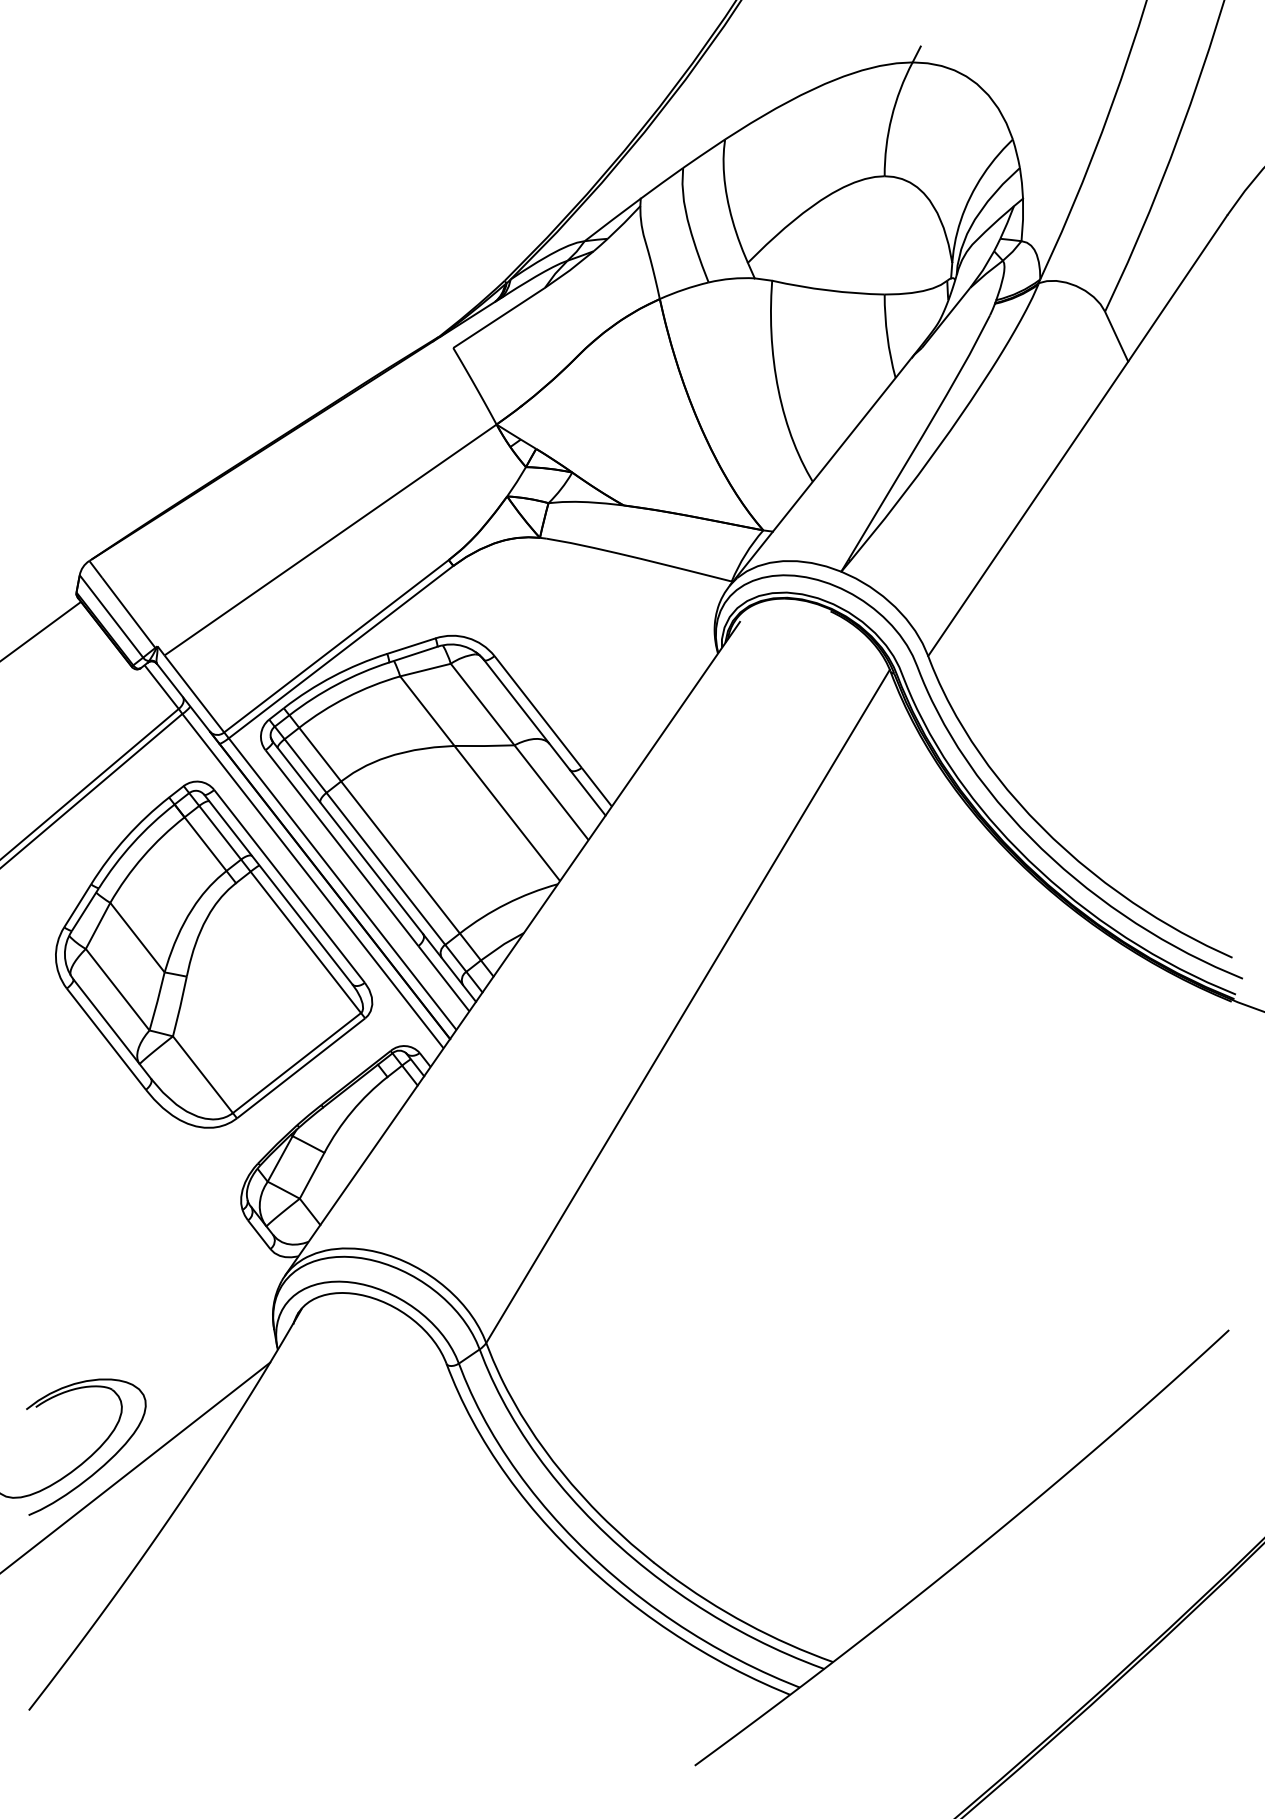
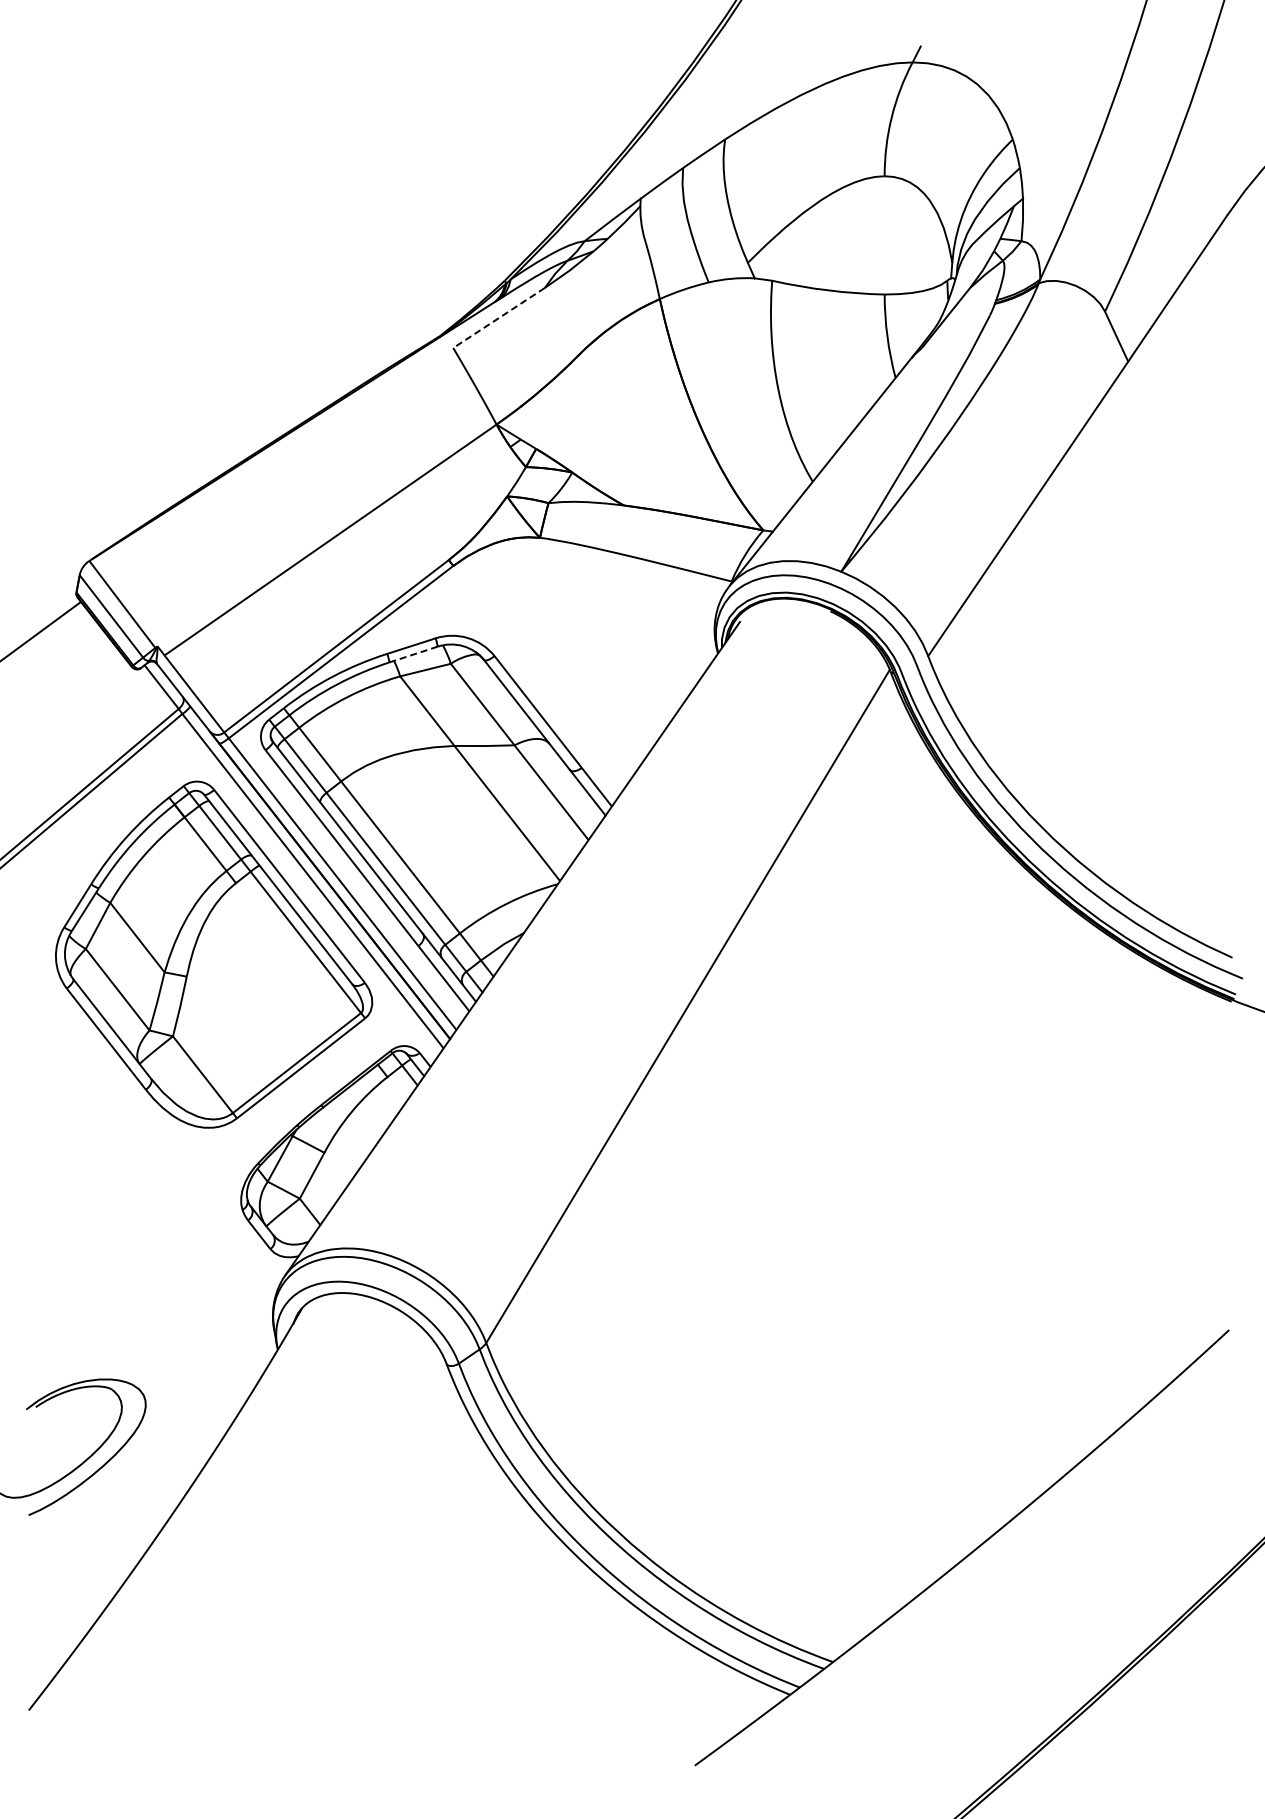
line: solid -> dashed (499, 318)
line: solid -> dashed (413, 654)
line: present -> none (136, 1467)
